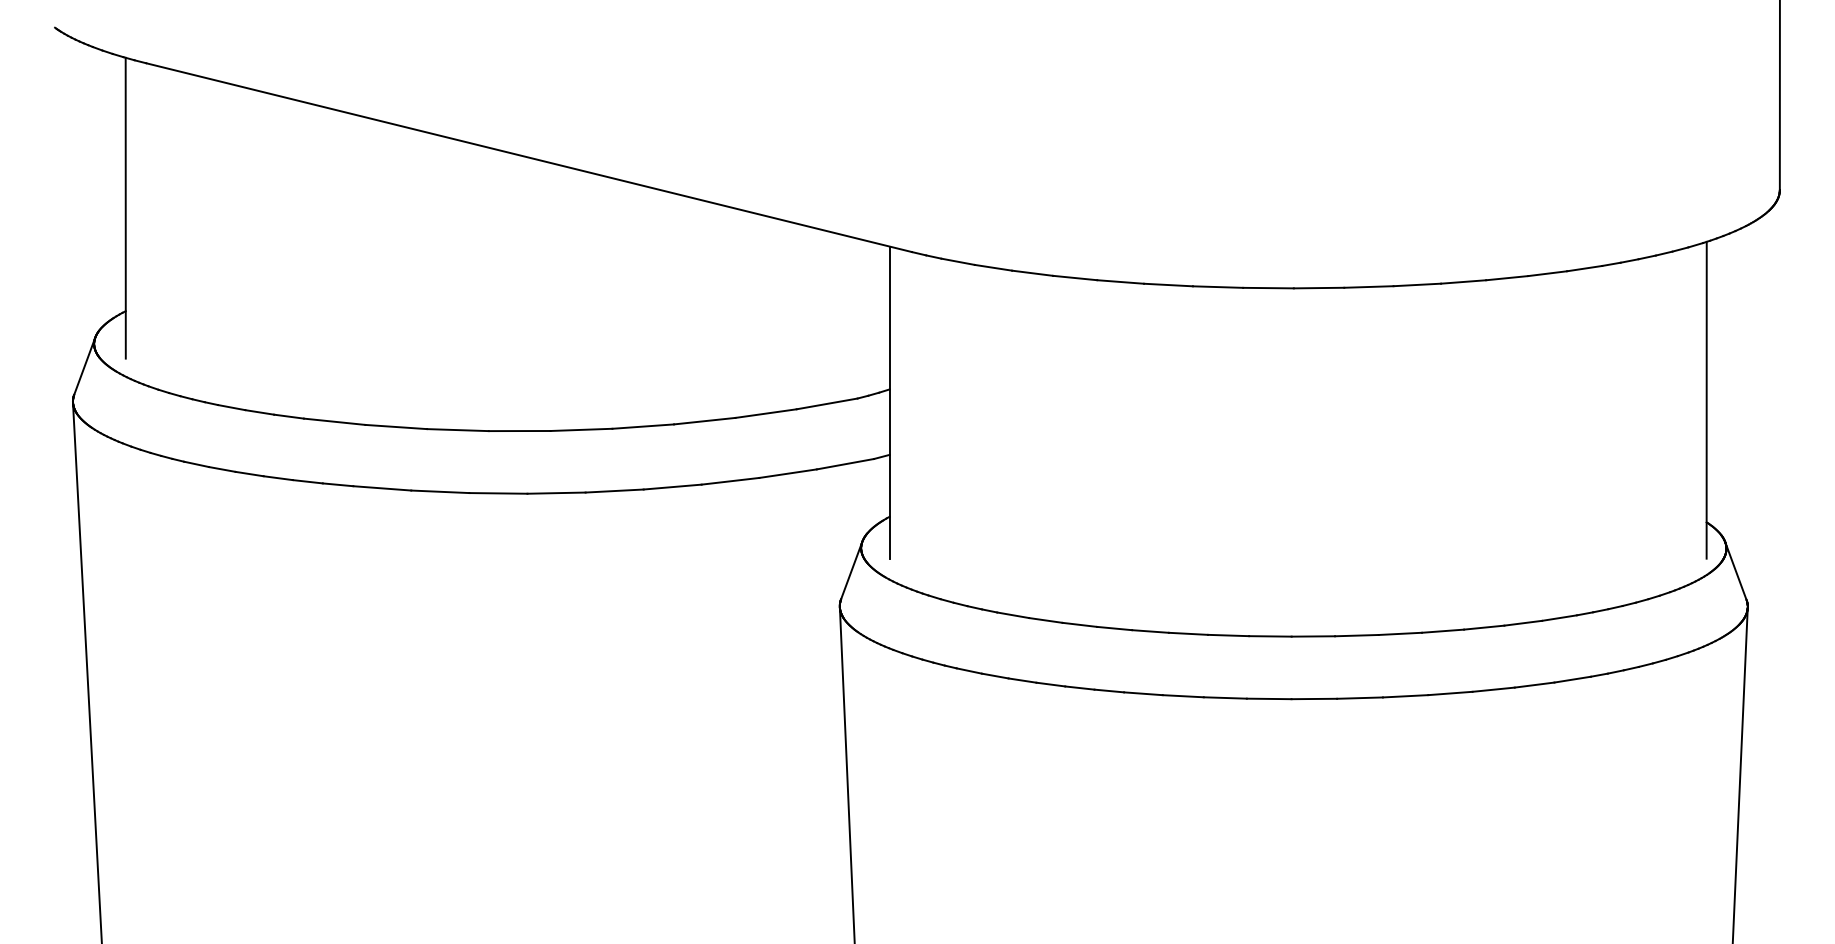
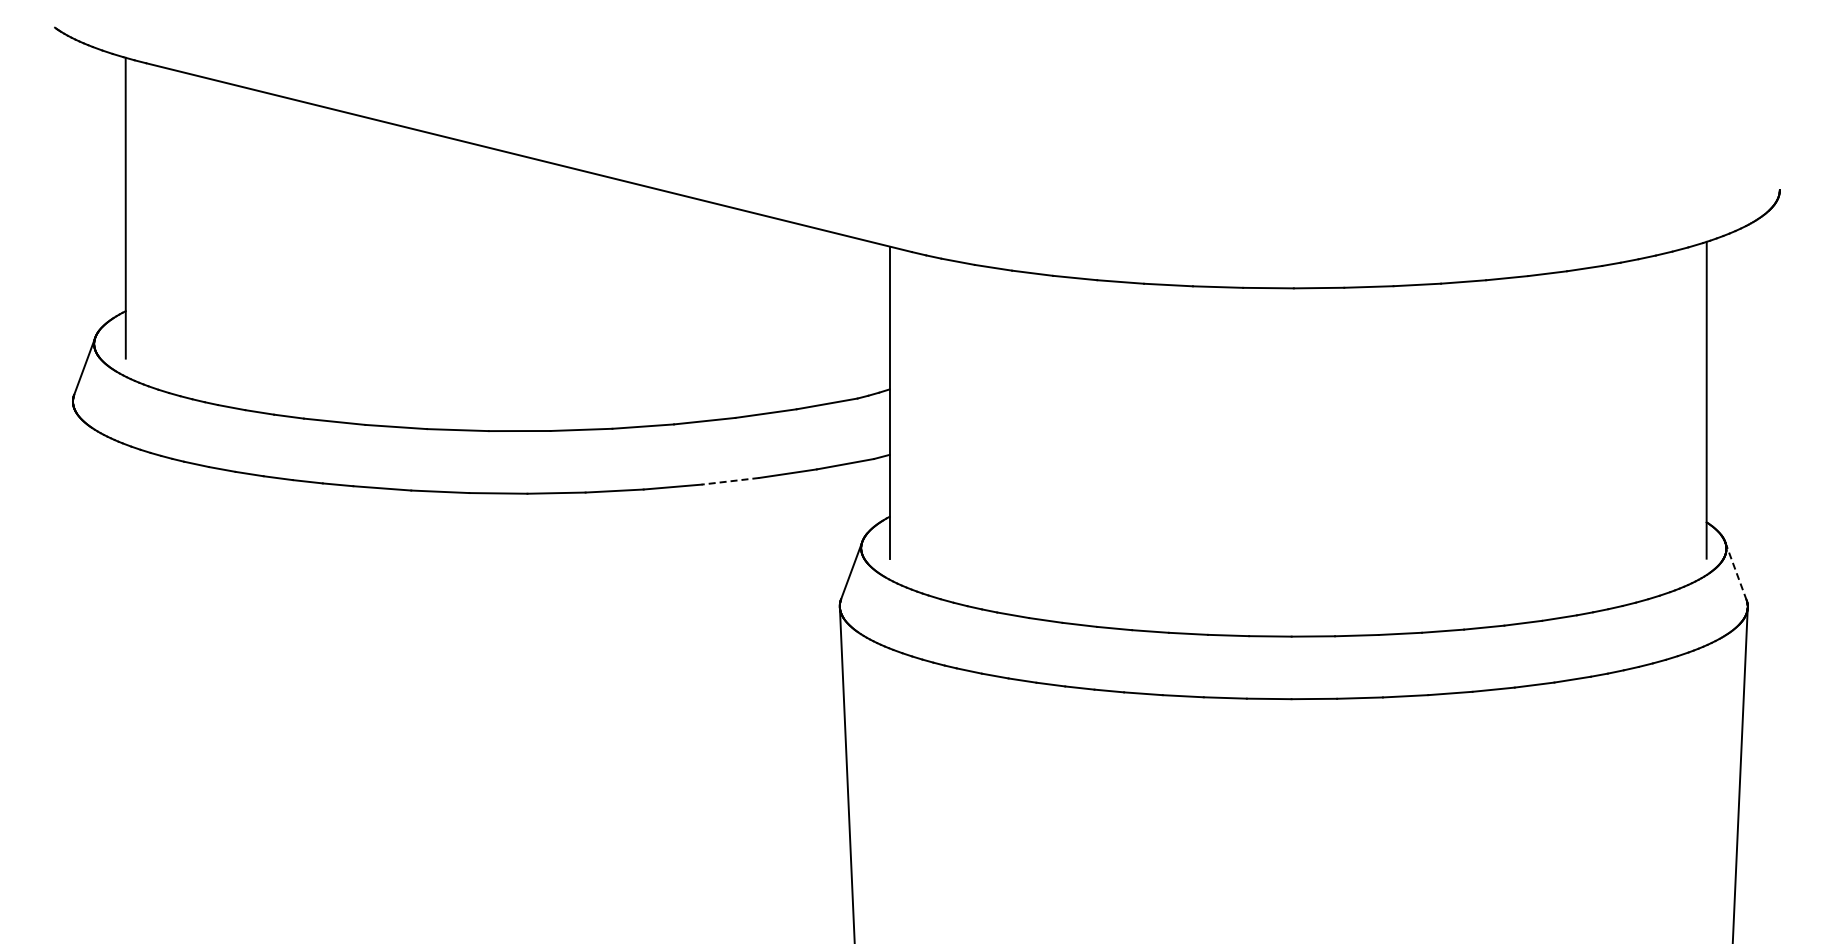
line: present -> none (1779, 96)
line: solid -> dashed (729, 481)
line: solid -> dashed (1735, 571)
line: present -> none (87, 671)
